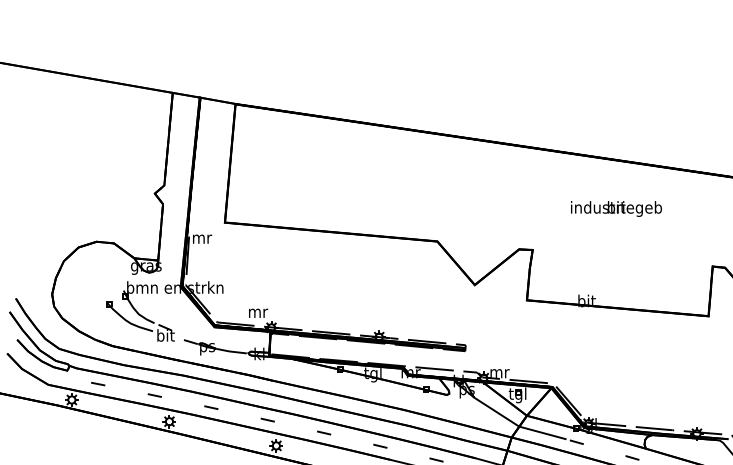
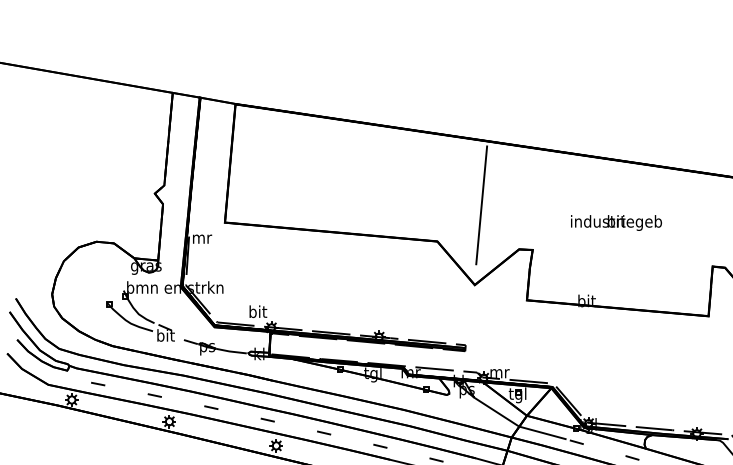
line: none -> present (481, 205)
text position: (616, 208) -> (616, 222) (616, 222)
text: mr -> bit (258, 311)
